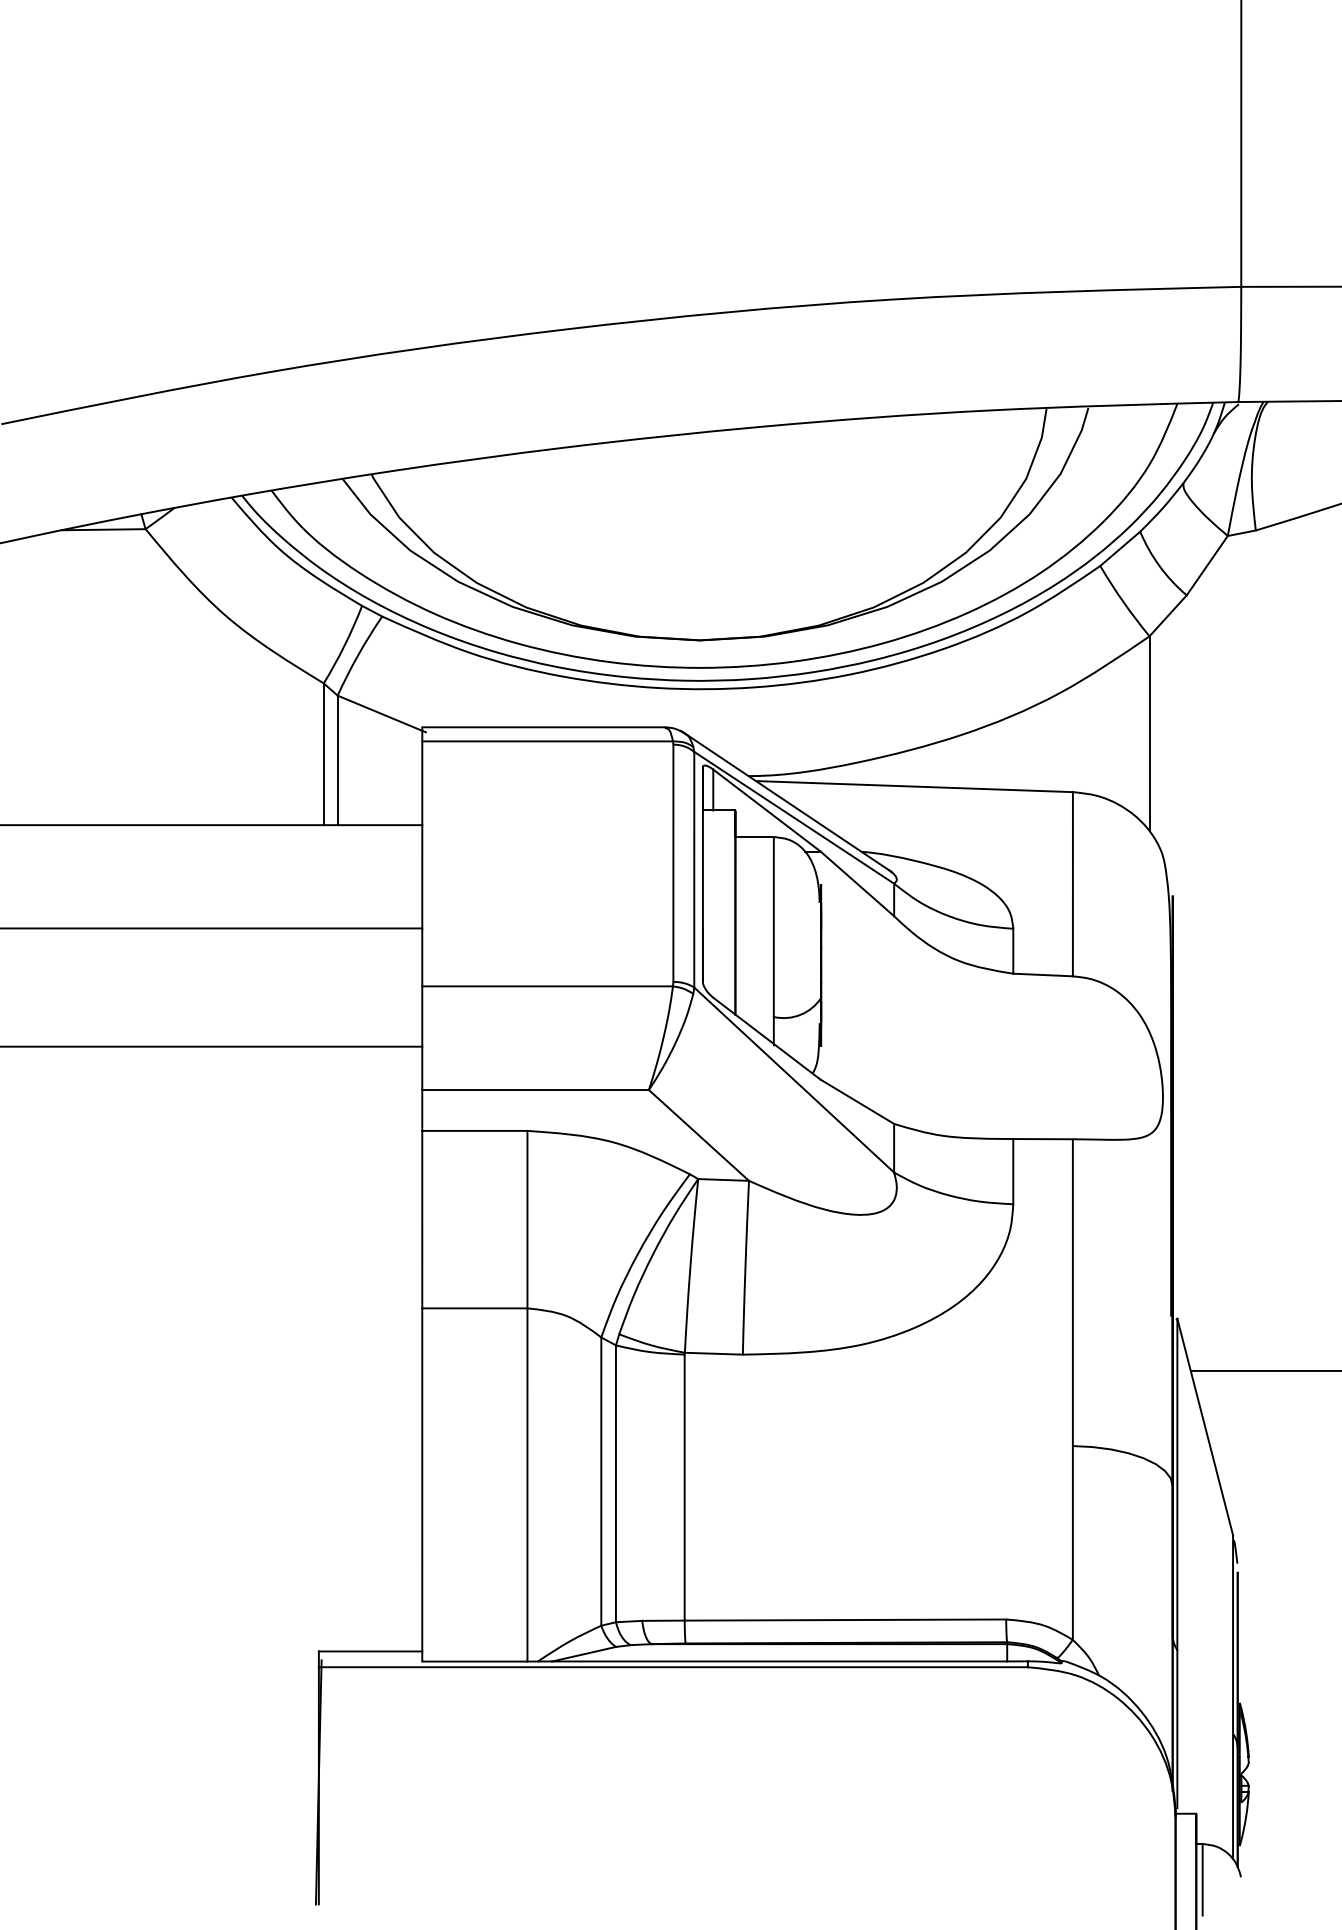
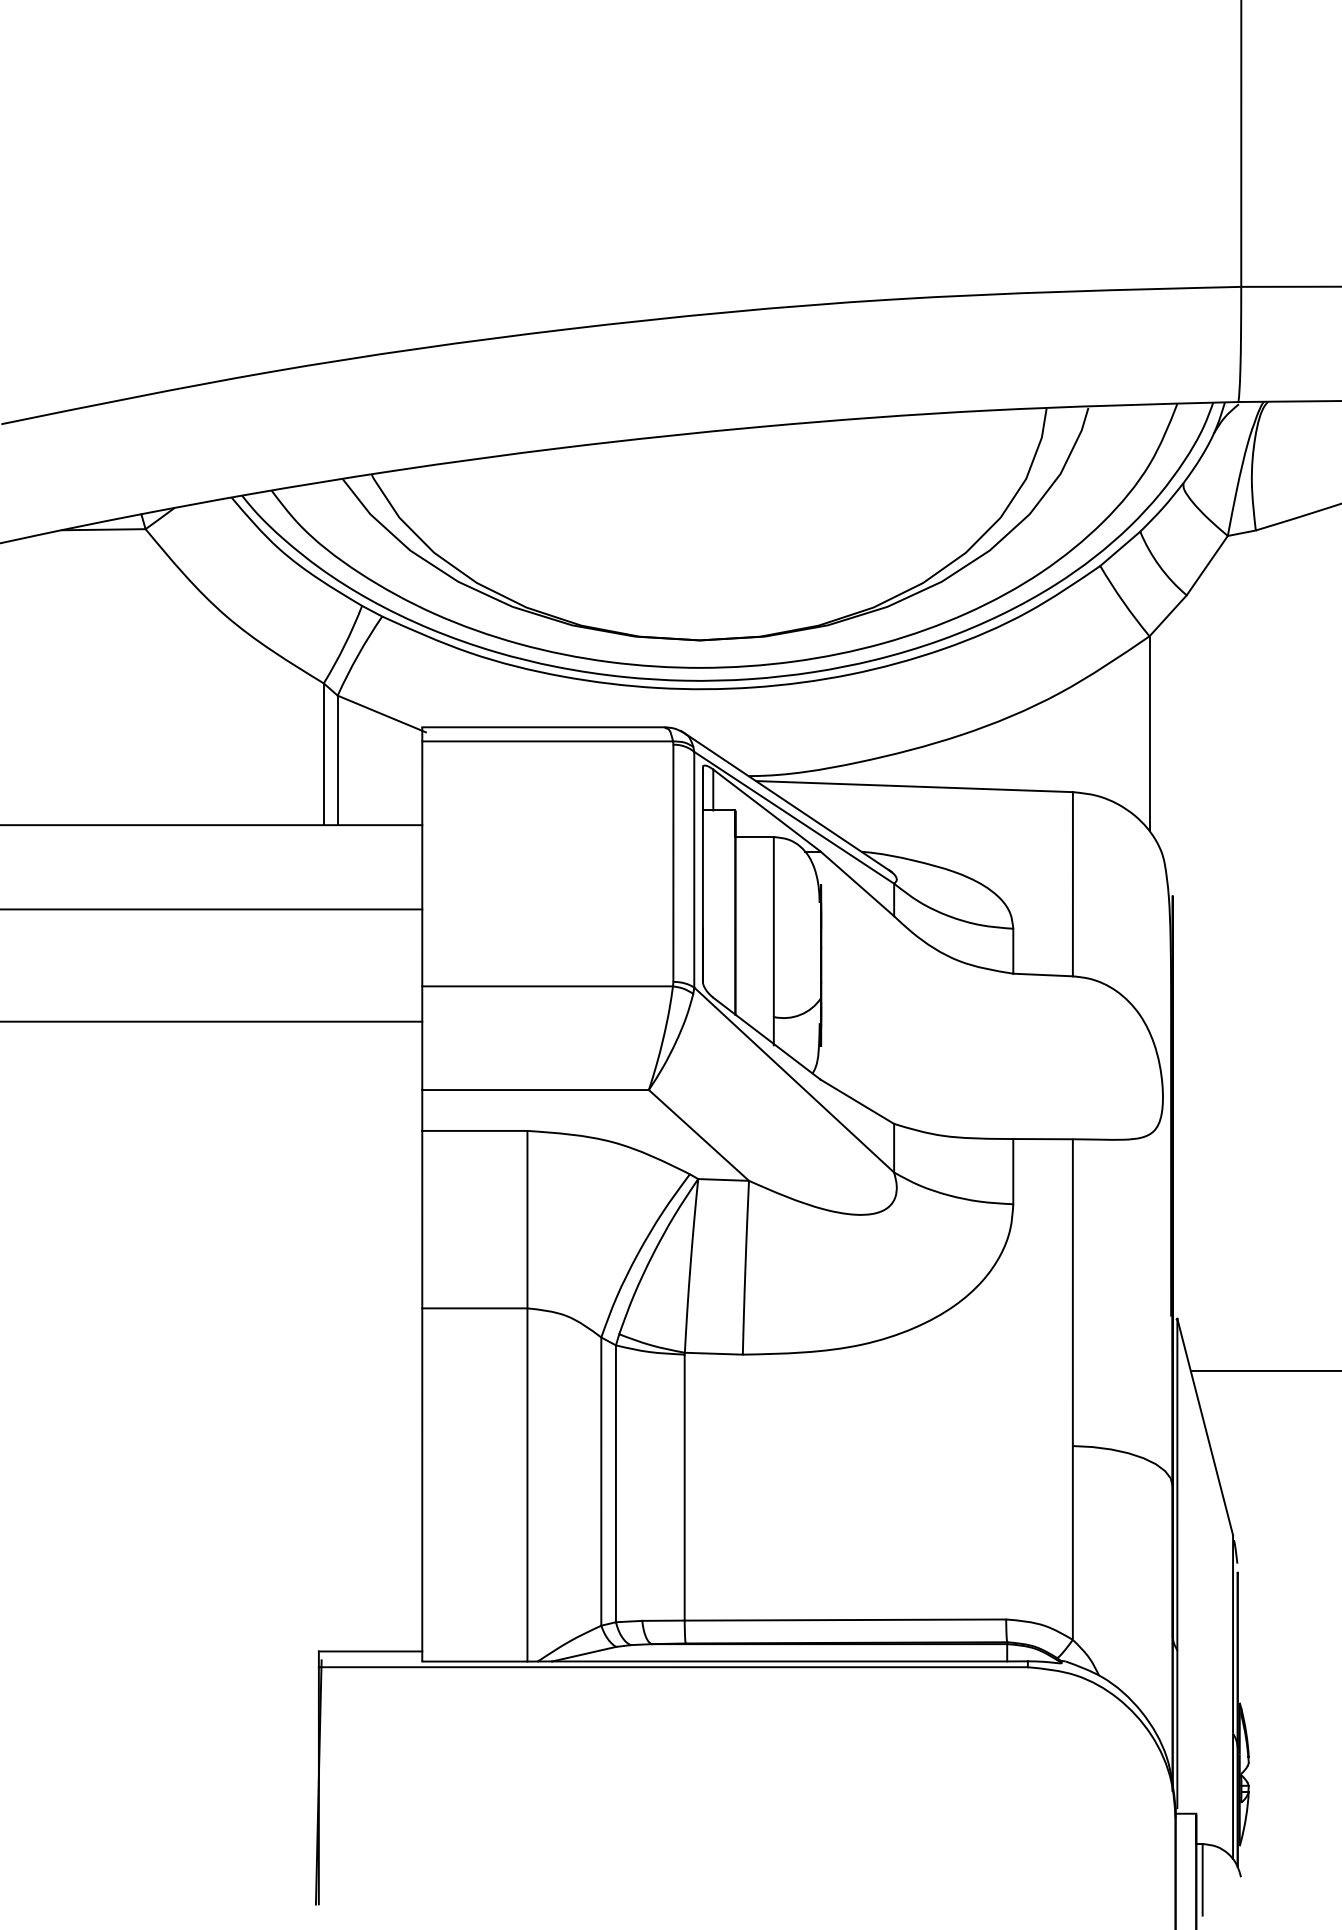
line position: (212, 928) -> (212, 909) (212, 909)
line position: (212, 1046) -> (212, 1021) (212, 1021)
